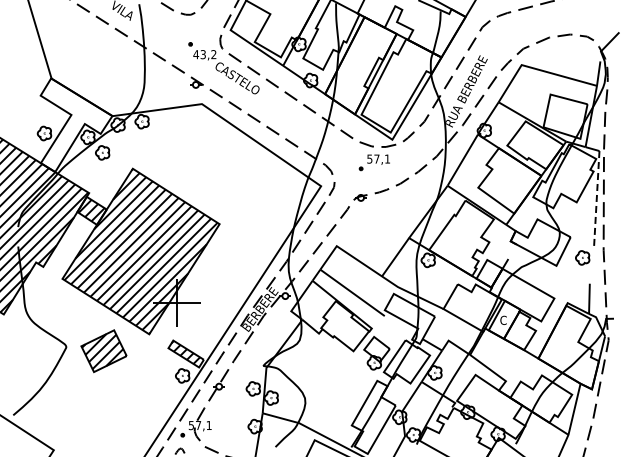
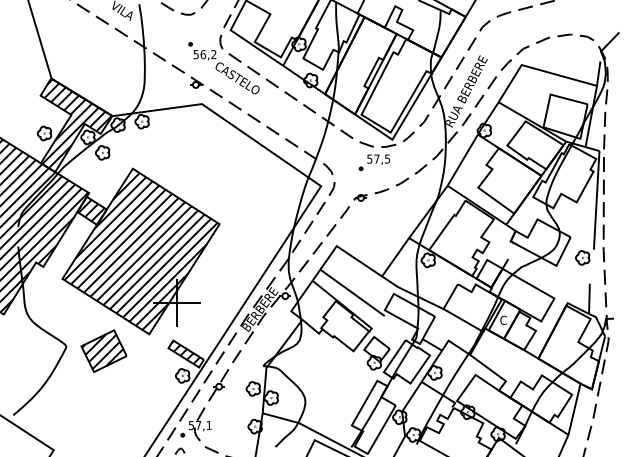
text: 43,2 -> 56,2 (199, 54)
hatch: none -> present (77, 123)
text: 57,1 -> 57,5 (387, 158)
line: dashed -> solid (596, 200)
